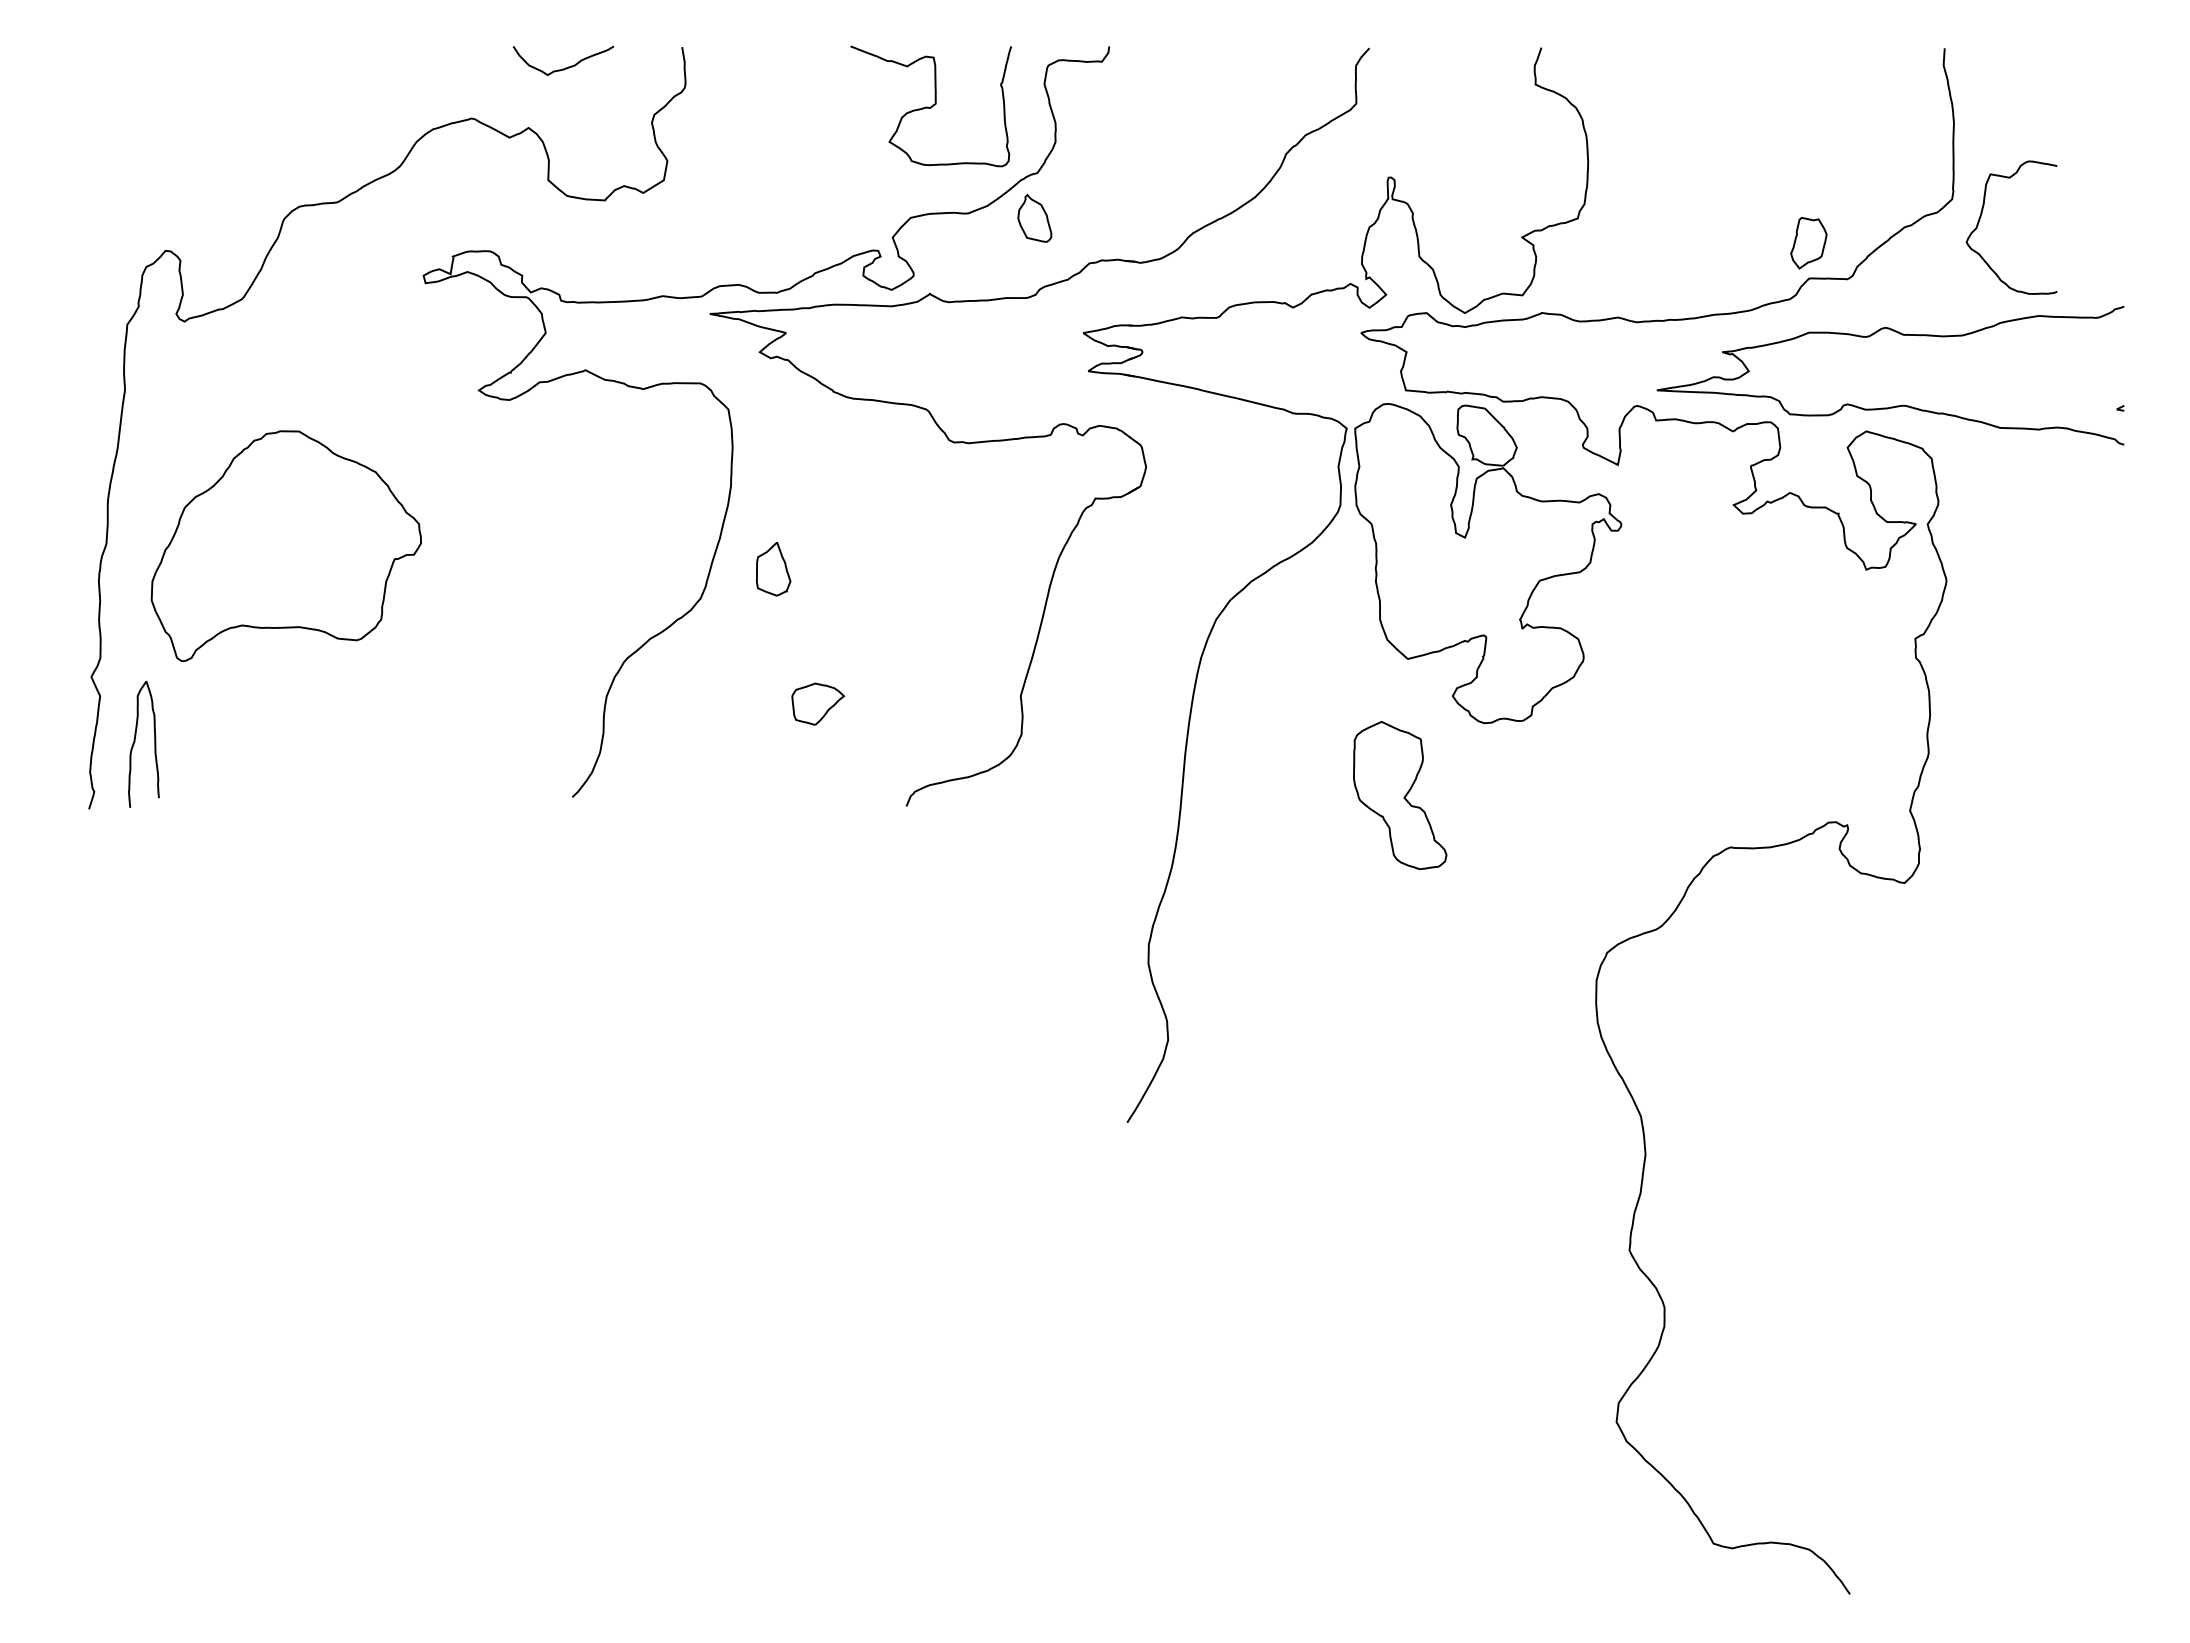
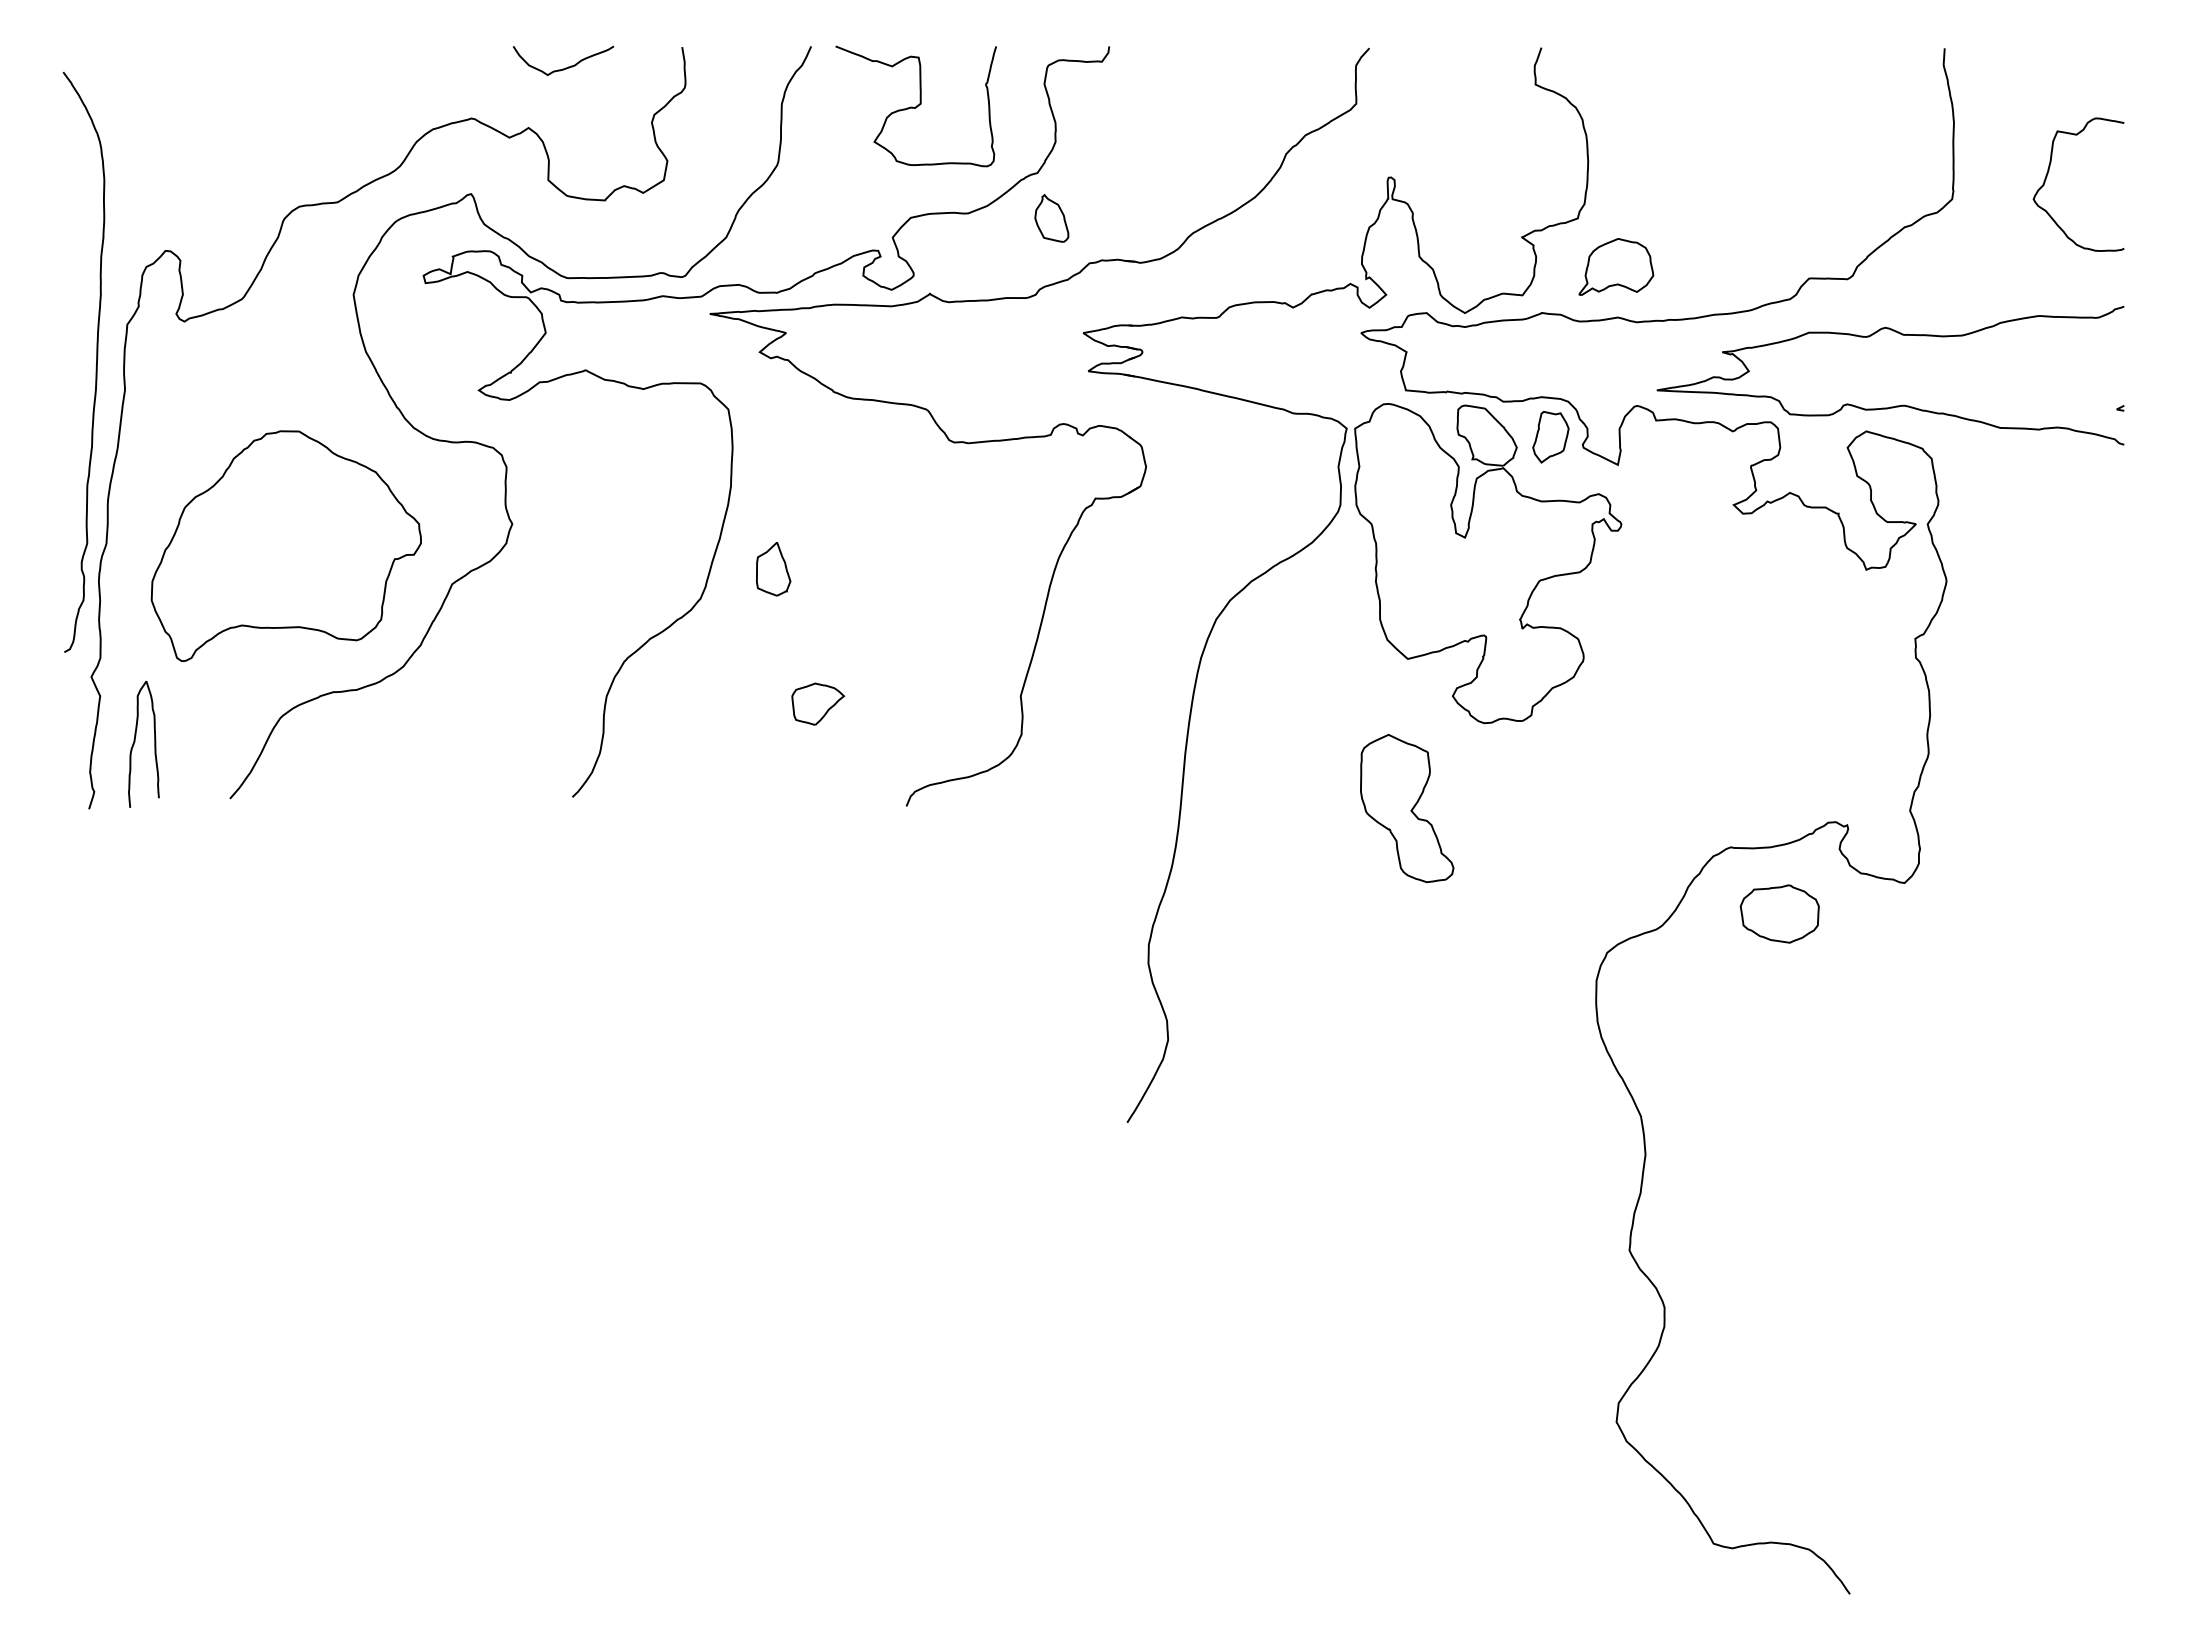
curve position: (930, 106) -> (915, 106) (915, 106)
curve position: (1982, 214) -> (2049, 171) (2049, 171)
part position: (1034, 218) -> (1051, 218) (1051, 218)
part position: (1808, 243) -> (1550, 437) (1550, 437)
part: none -> present (1616, 266)
curve: none -> present (96, 362)
curve: none -> present (500, 452)
part position: (1400, 795) -> (1407, 808) (1407, 808)
part: none -> present (1779, 913)
